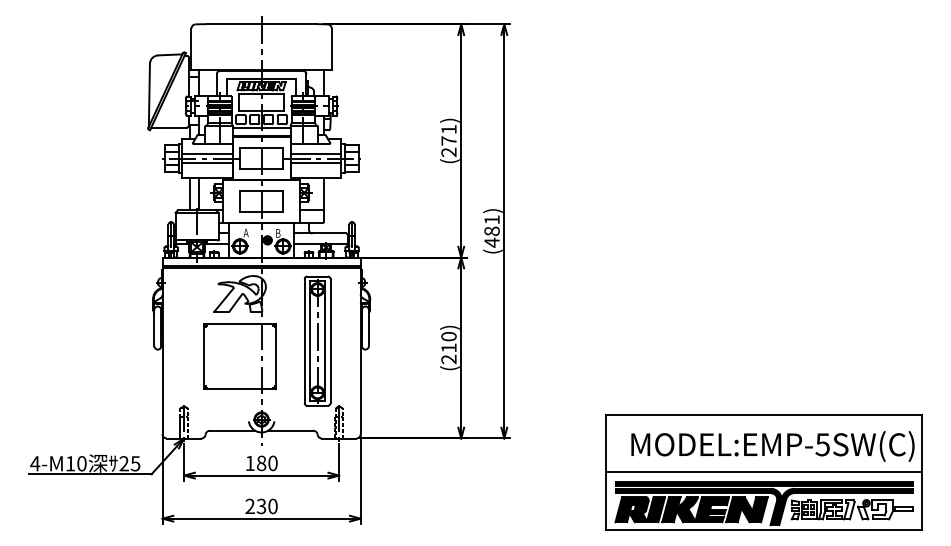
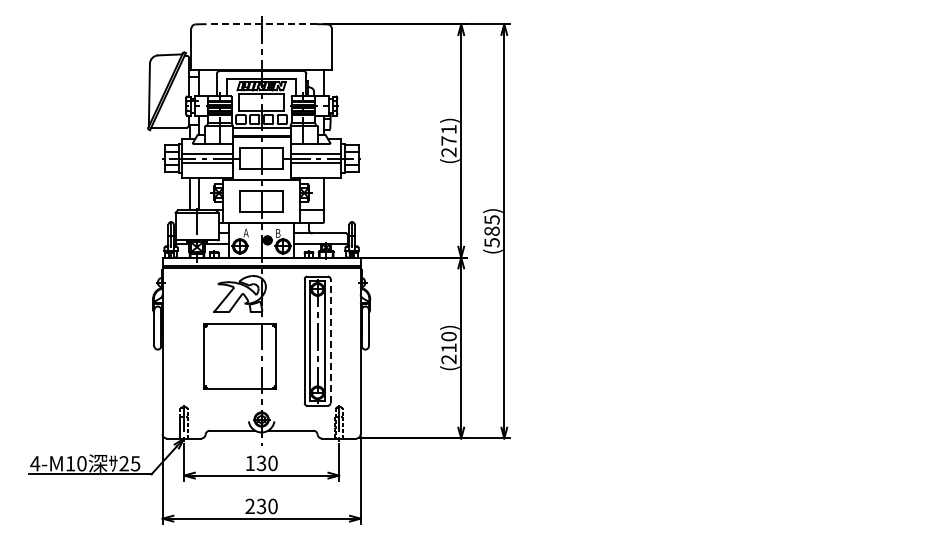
line: solid -> dashed (261, 24)
text: (481) -> (585) (491, 231)
line: solid -> dashed (330, 340)
text: 180 -> 130 (261, 462)
part: present -> none (763, 472)
